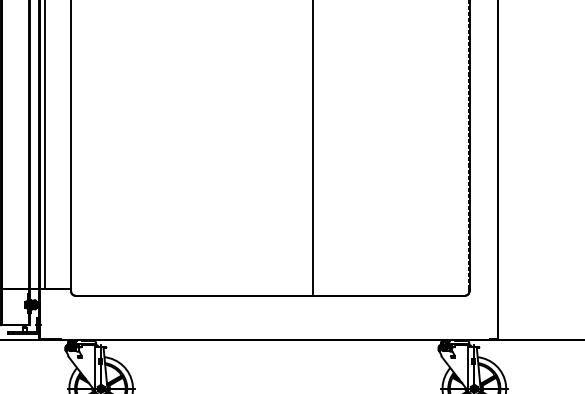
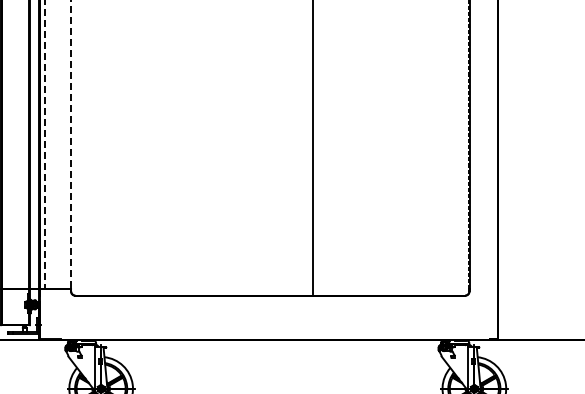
line: solid -> dashed (44, 144)
line: solid -> dashed (71, 144)
